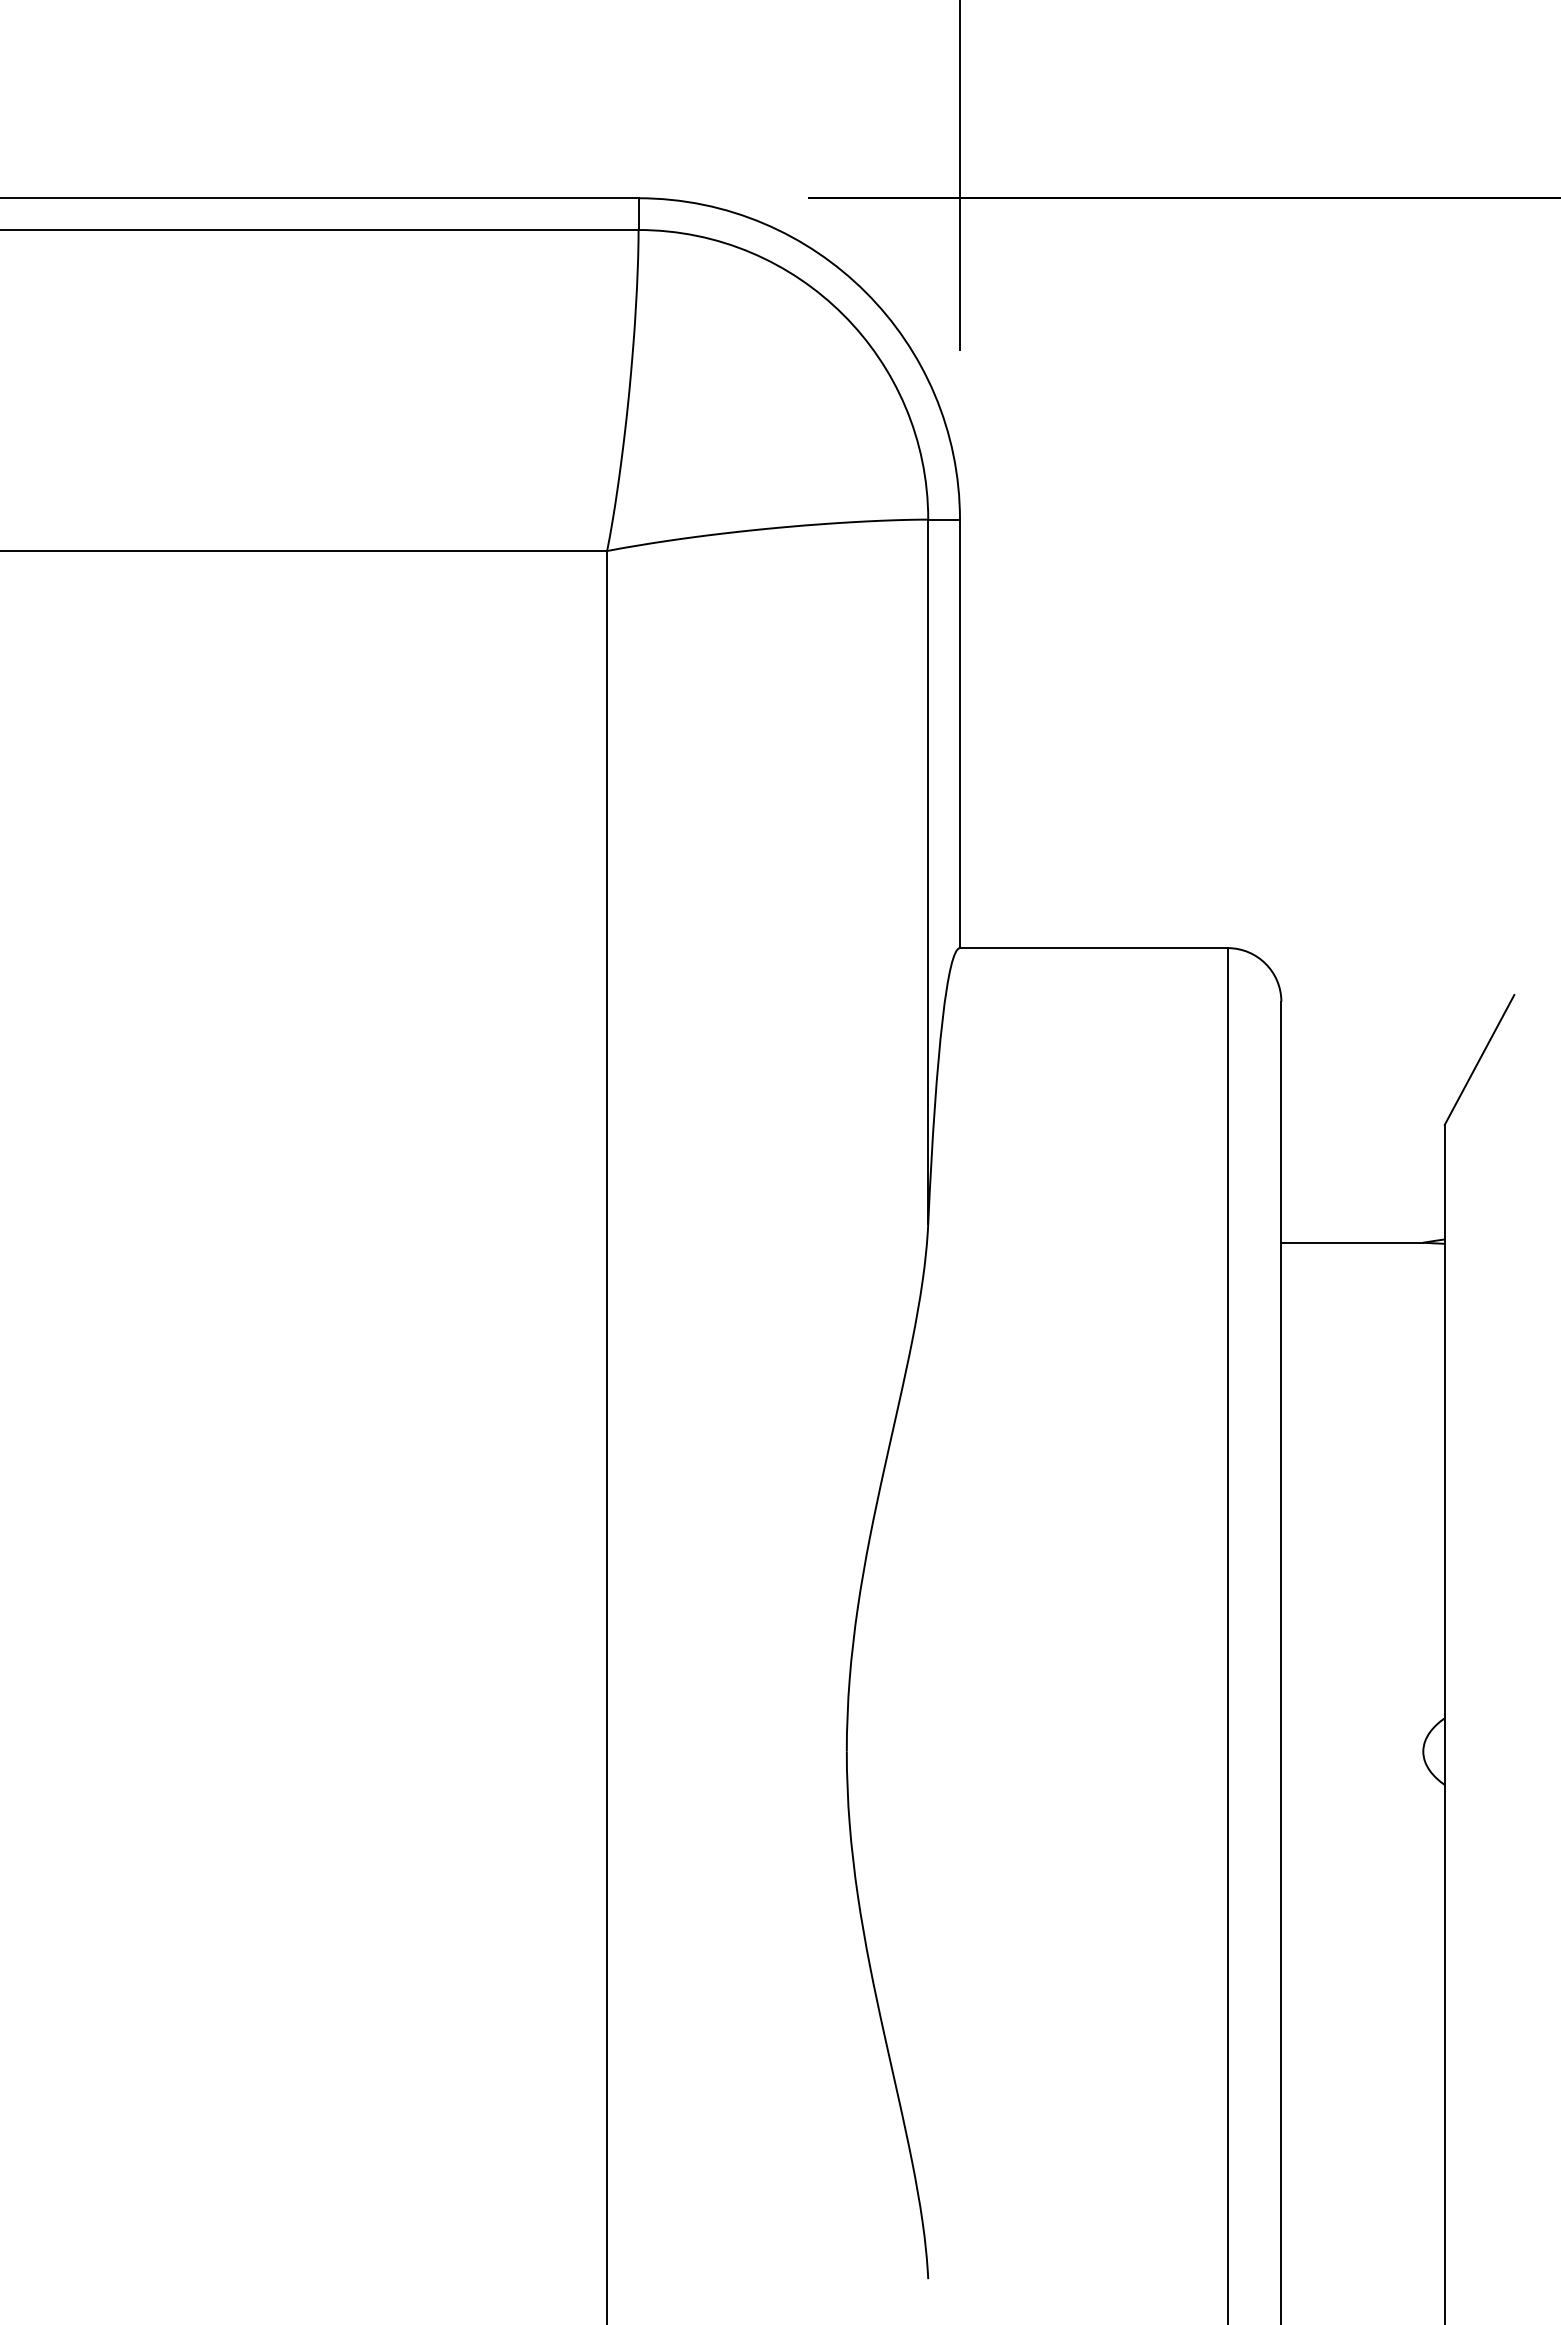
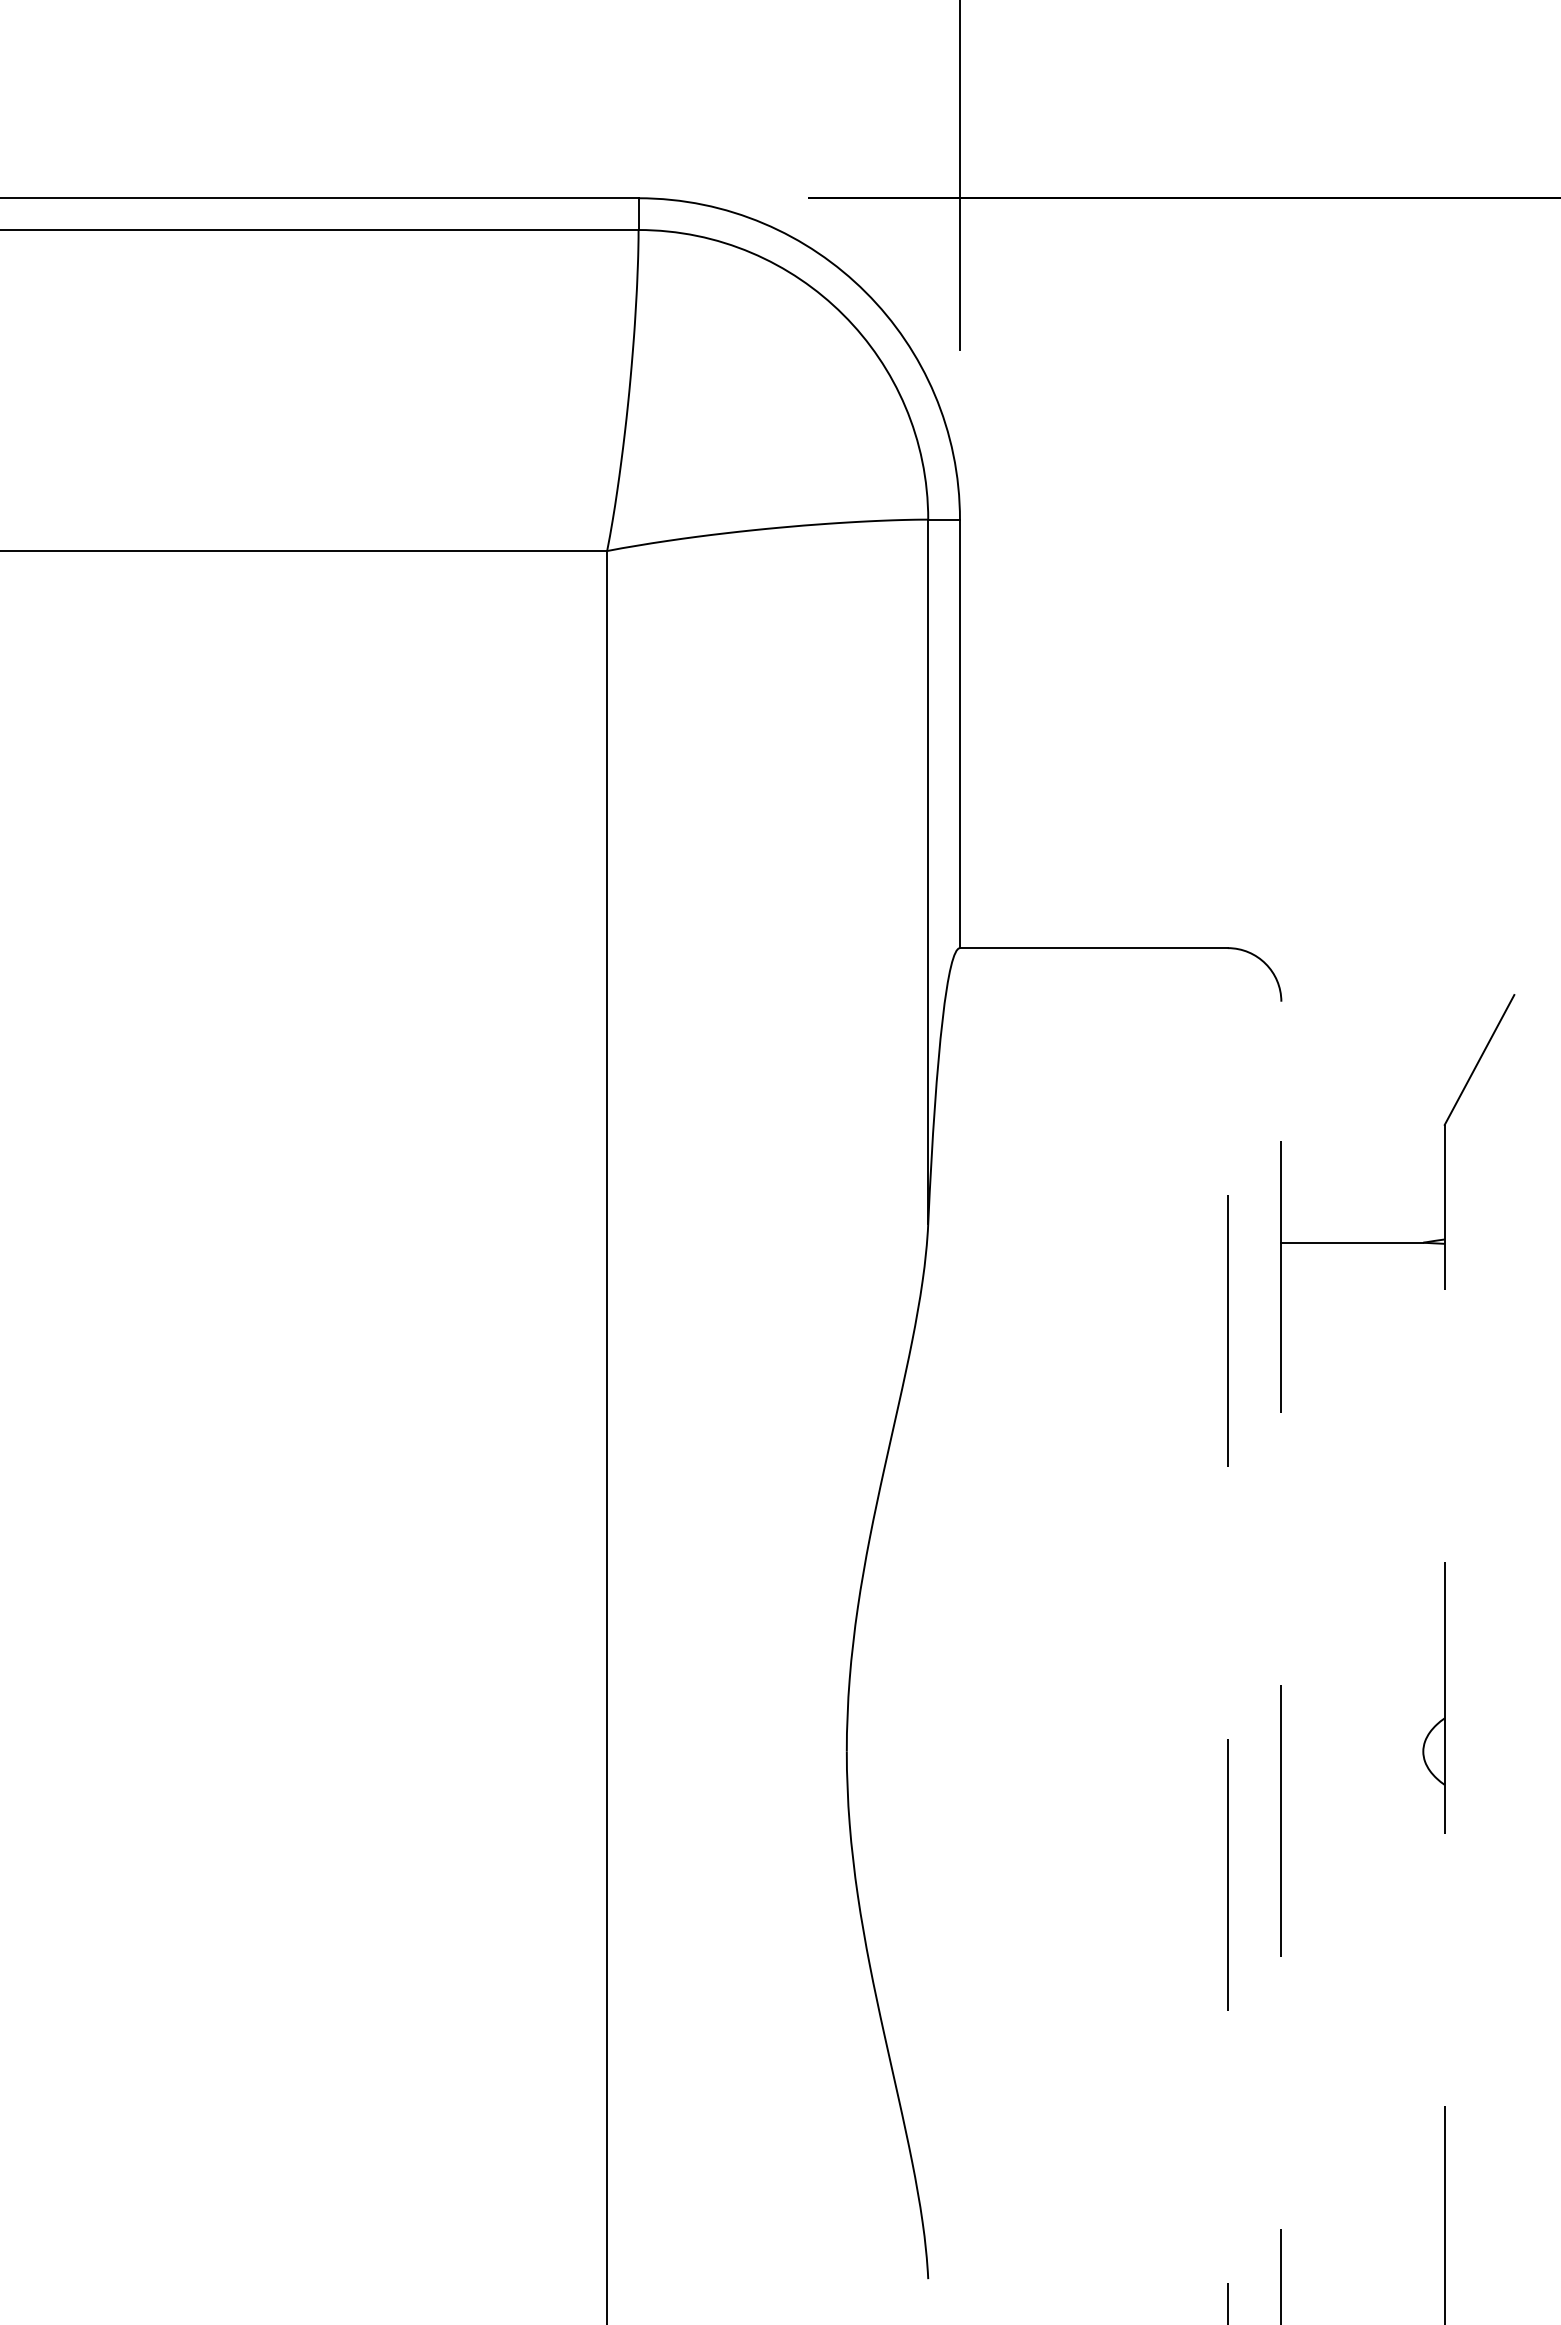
line: solid -> dashed (1227, 1636)
line: solid -> dashed (1281, 1662)
line: solid -> dashed (1444, 1724)
